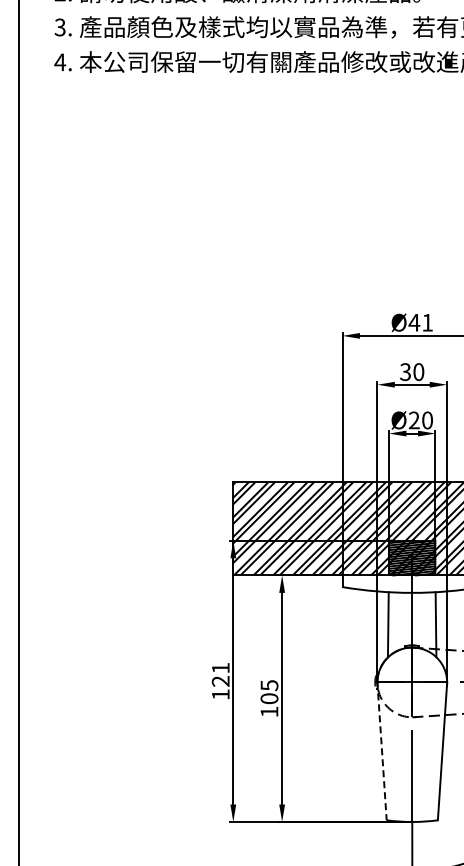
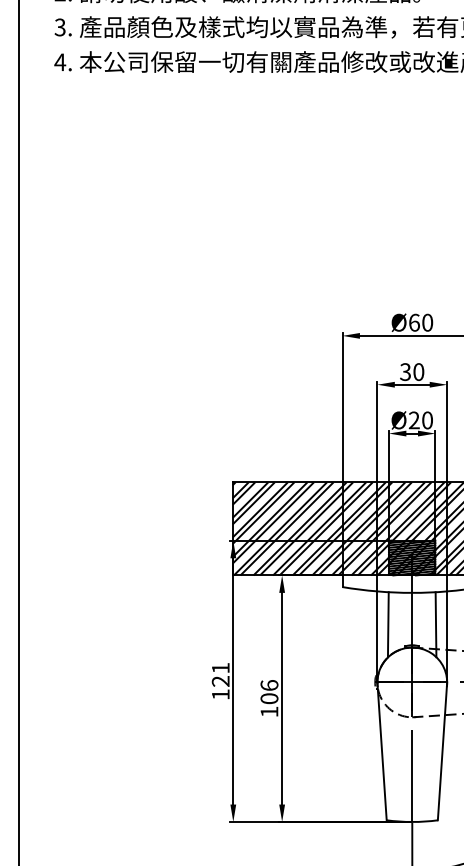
text: Ø41 -> Ø60 (420, 322)
text: 105 -> 106 (269, 685)
line: dashed -> solid (382, 751)
